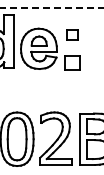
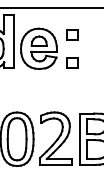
line: dashed -> solid (51, 7)
part size: 17x16 px -> 13x12 px (72, 62)
